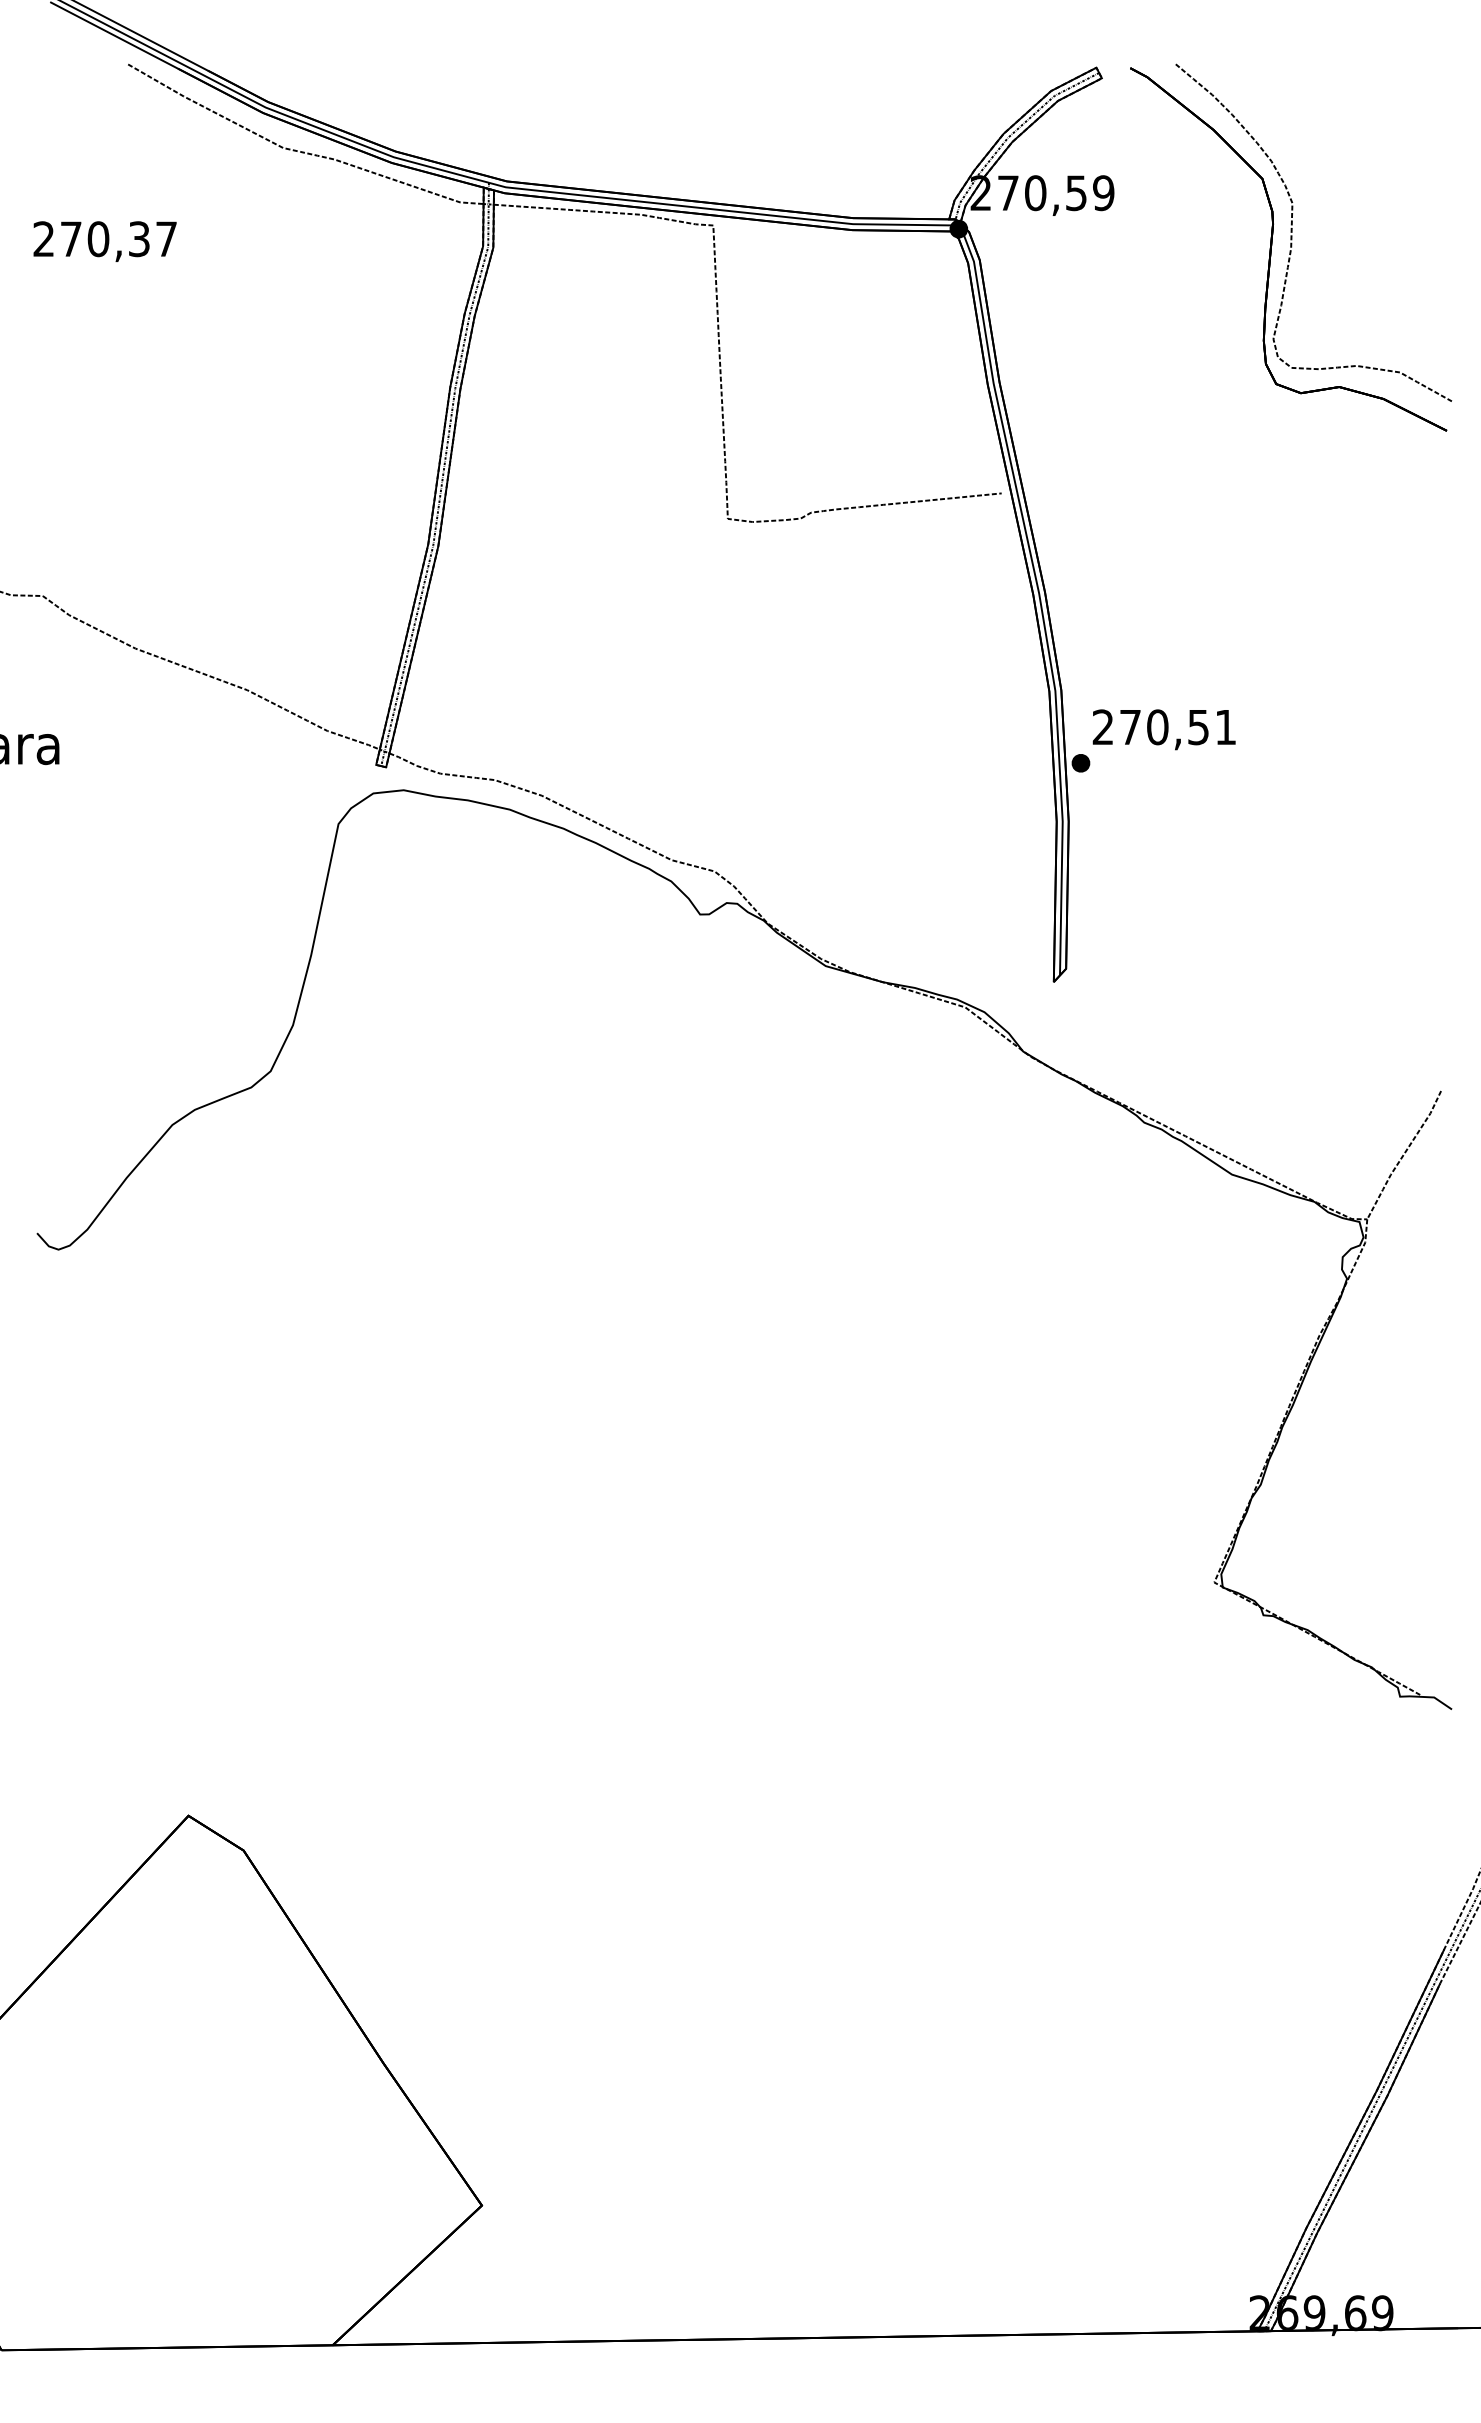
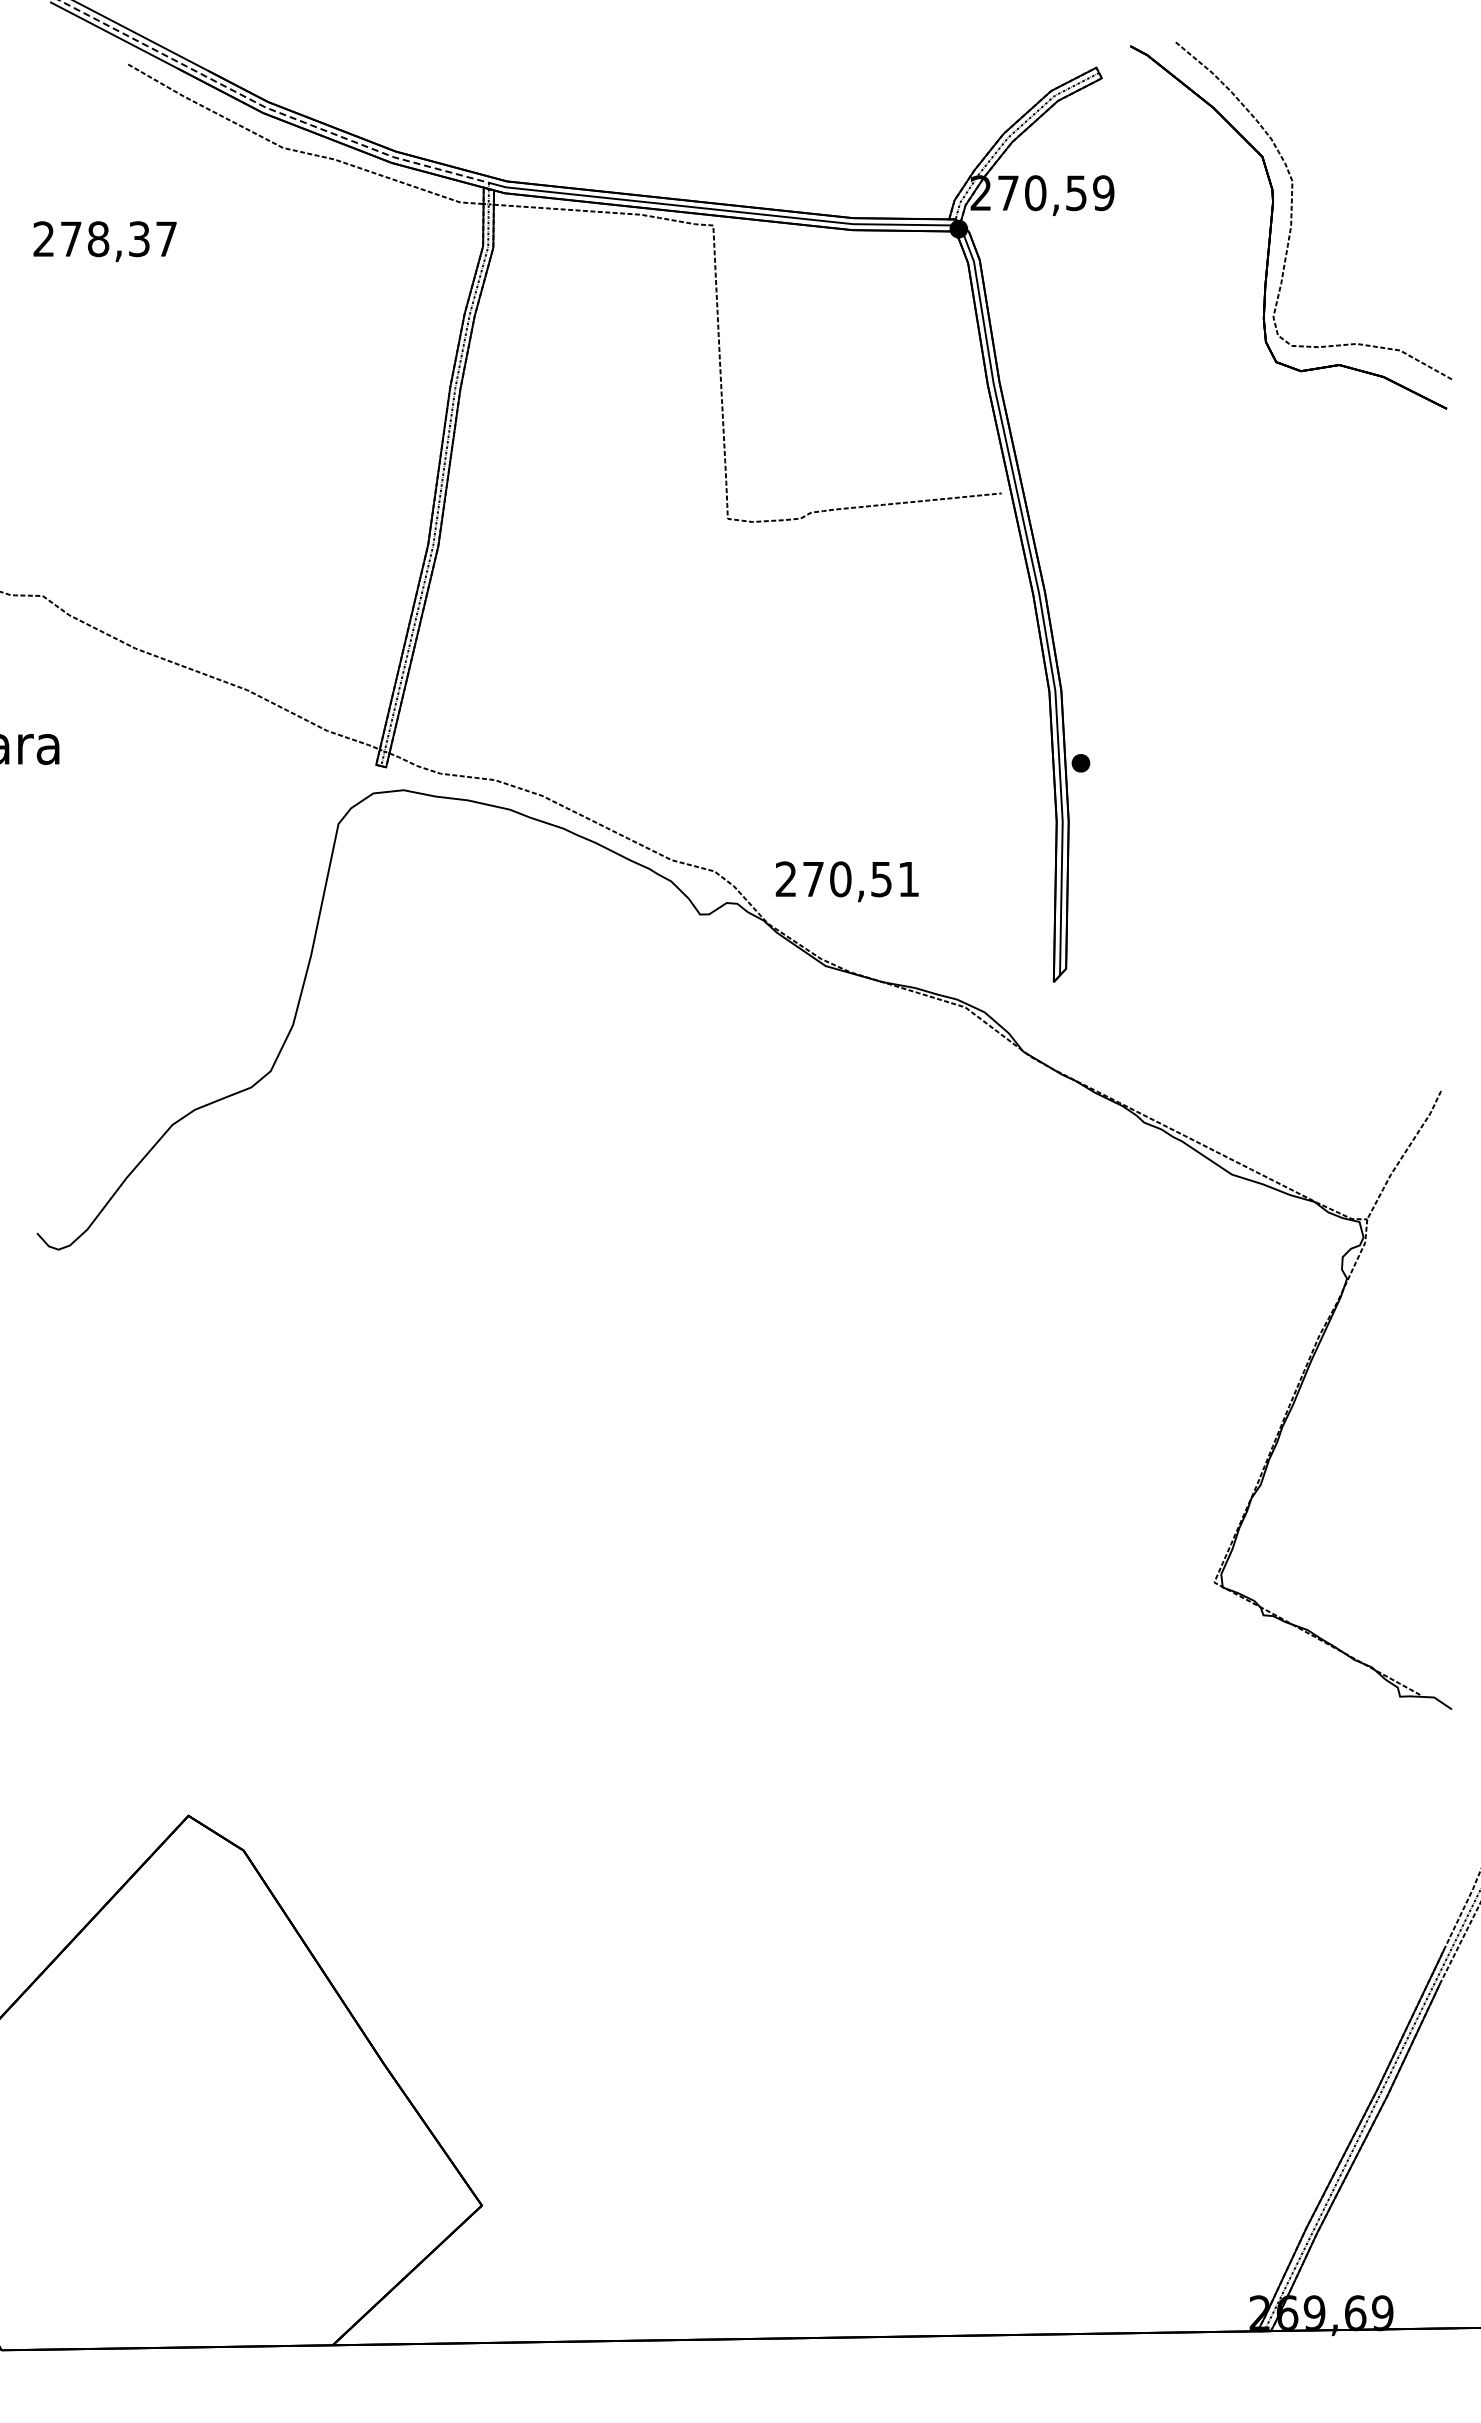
line: solid -> dashed (267, 108)
text: 270,37 -> 278,37 (98, 238)
part position: (1291, 247) -> (1291, 225) (1291, 225)
text position: (1163, 729) -> (846, 881) (846, 881)
